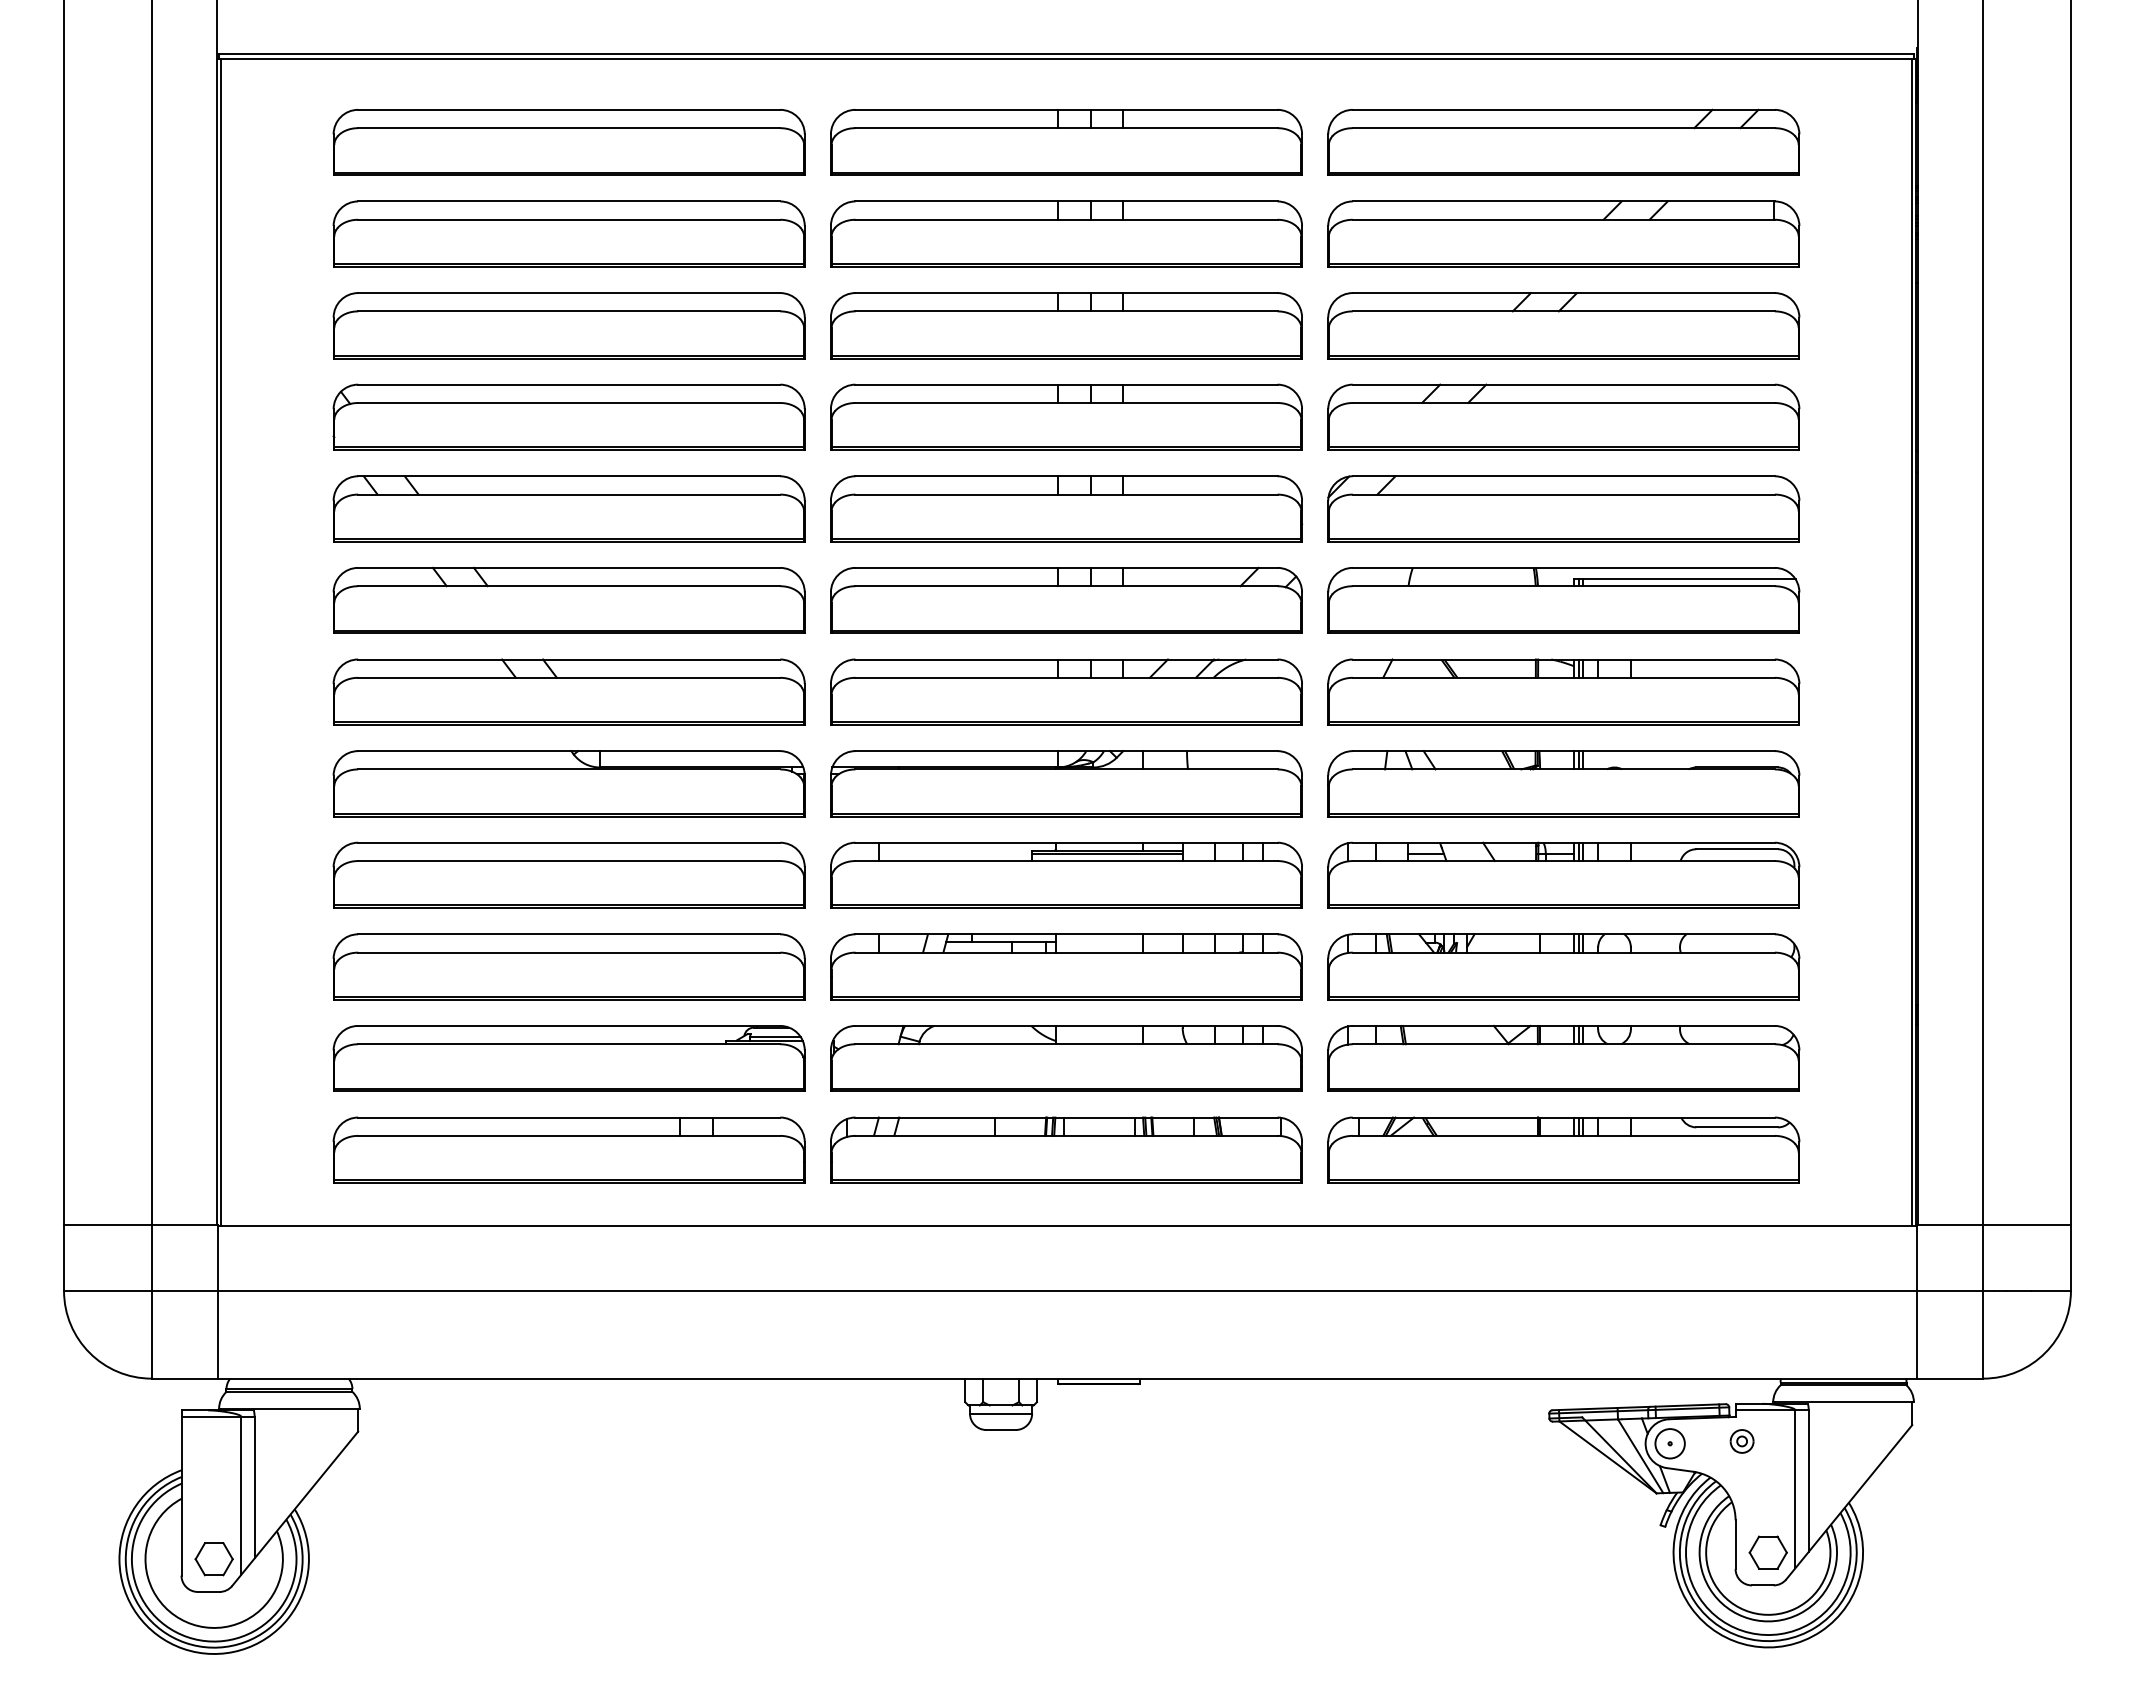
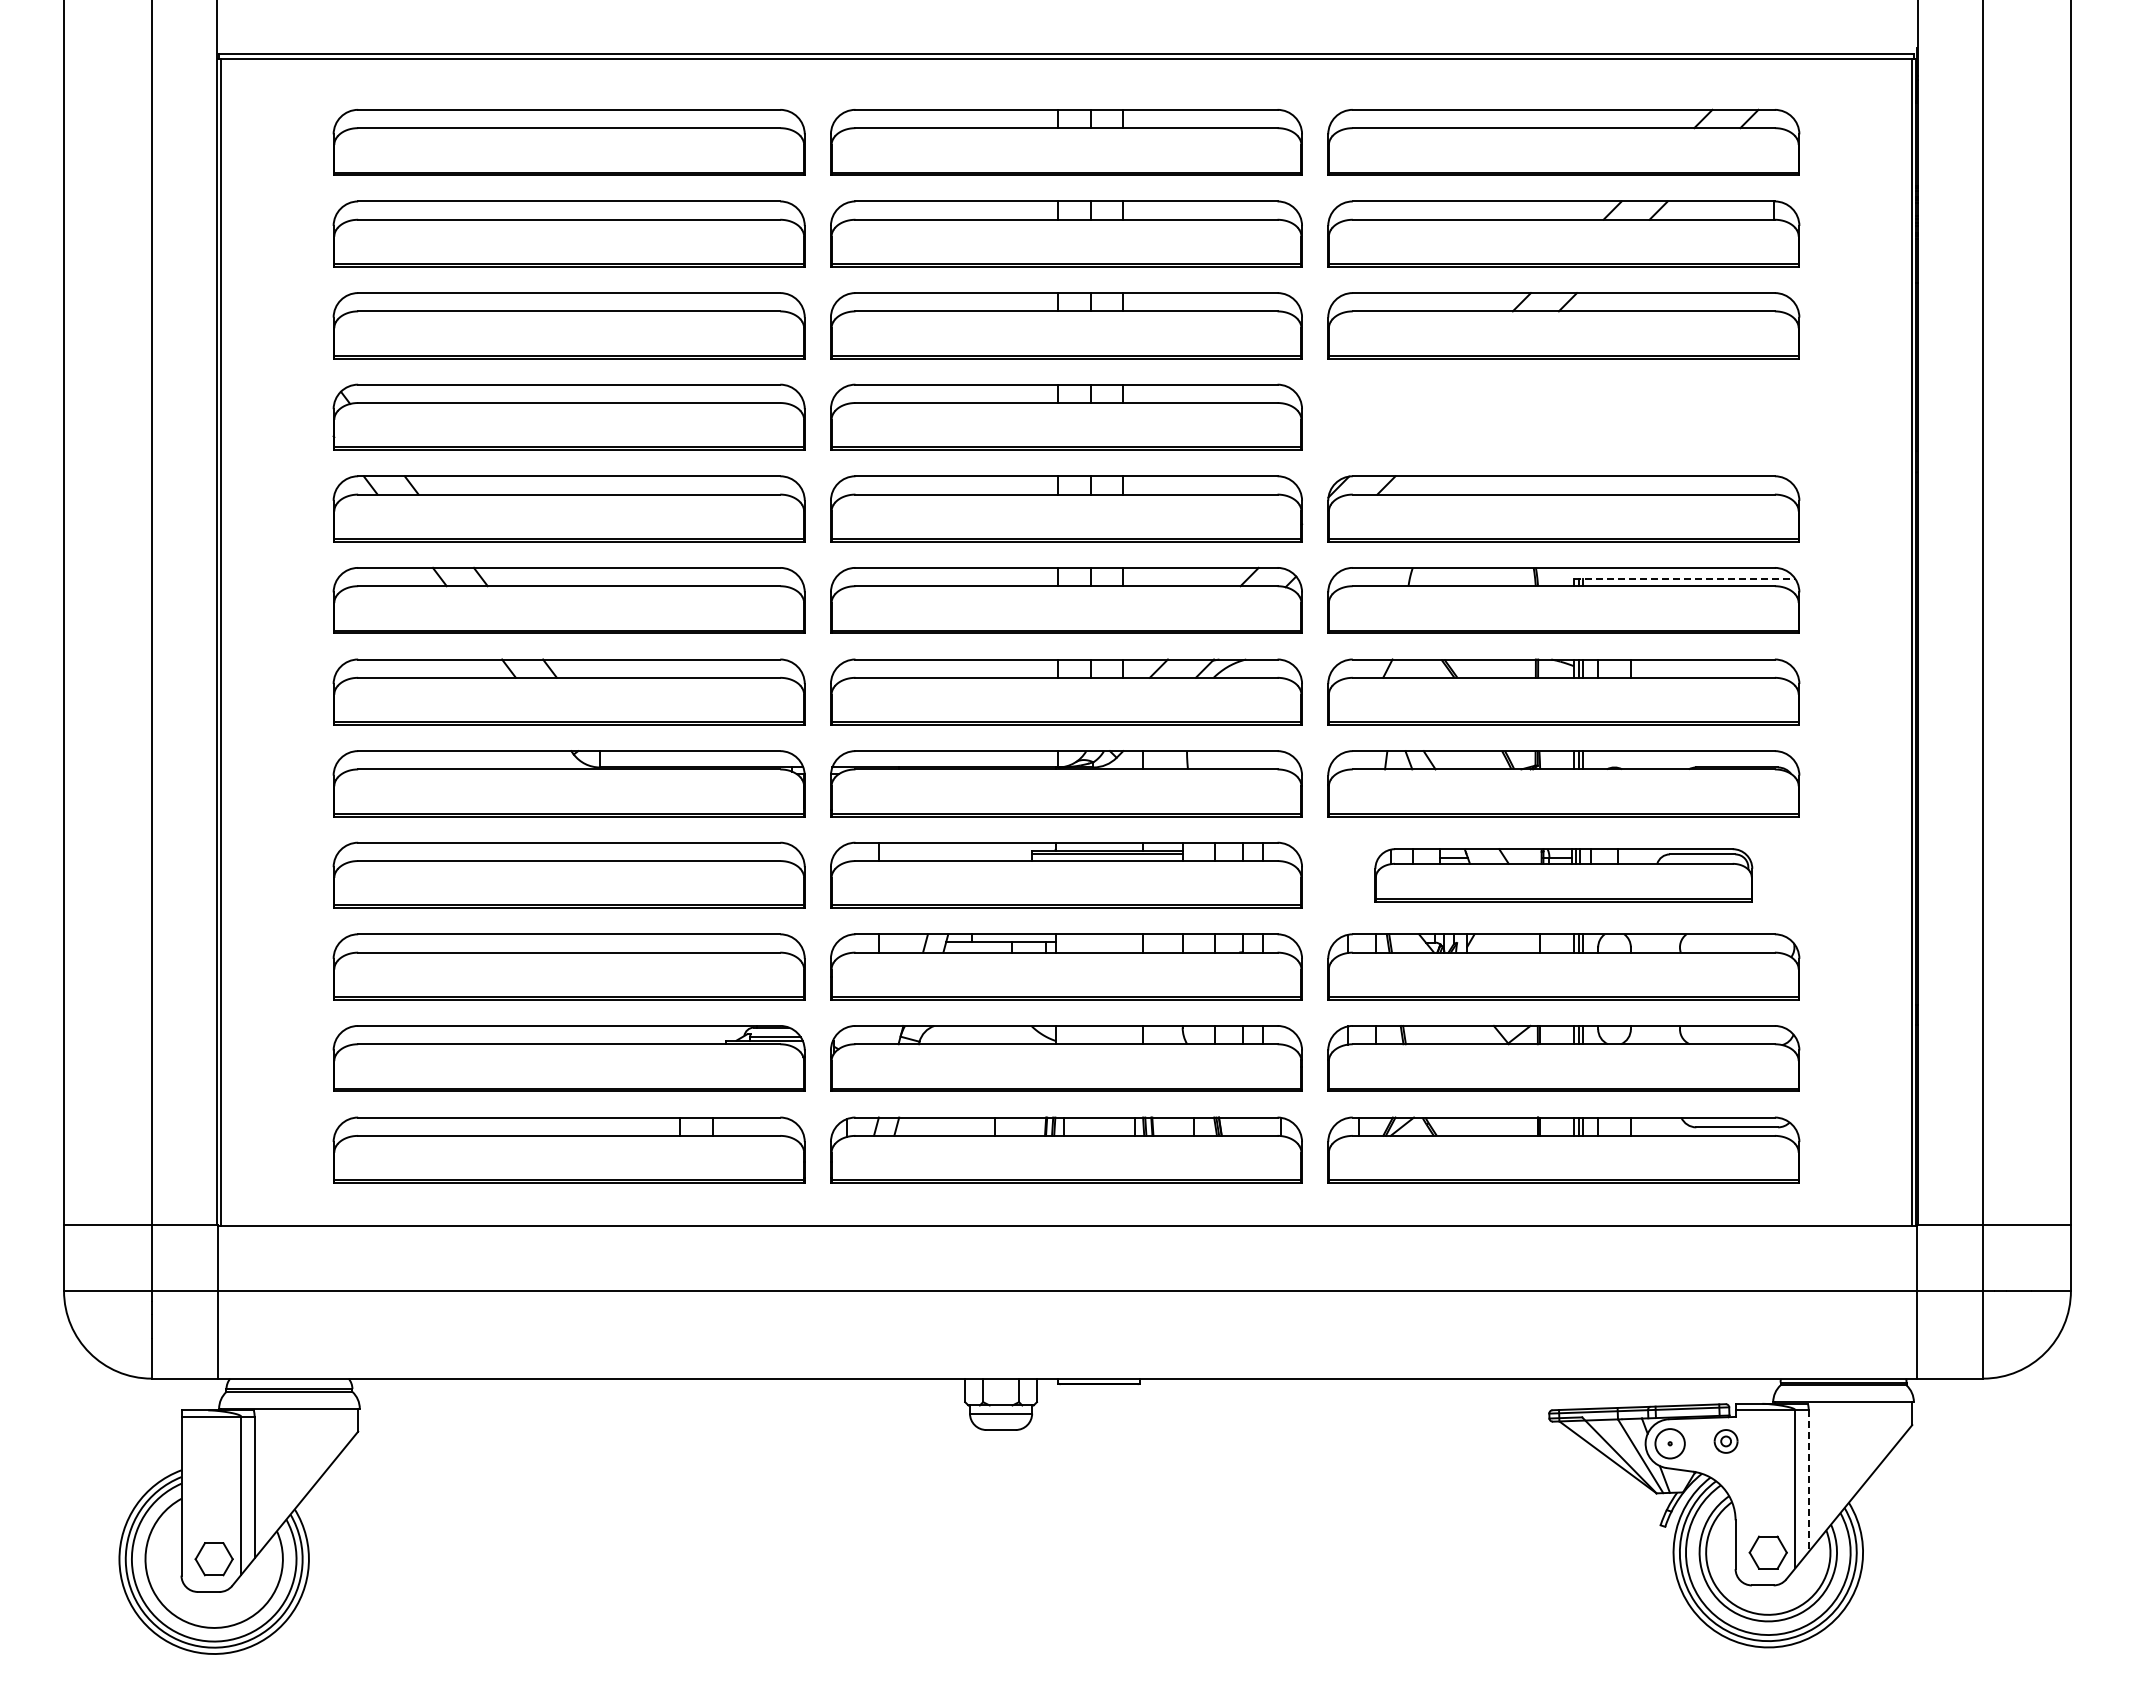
part: present -> none (1563, 416)
line: solid -> dashed (1684, 579)
part size: 474x68 px -> 380x55 px (1563, 875)
part position: (1741, 1441) -> (1725, 1441) (1725, 1441)
line: solid -> dashed (1808, 1481)
